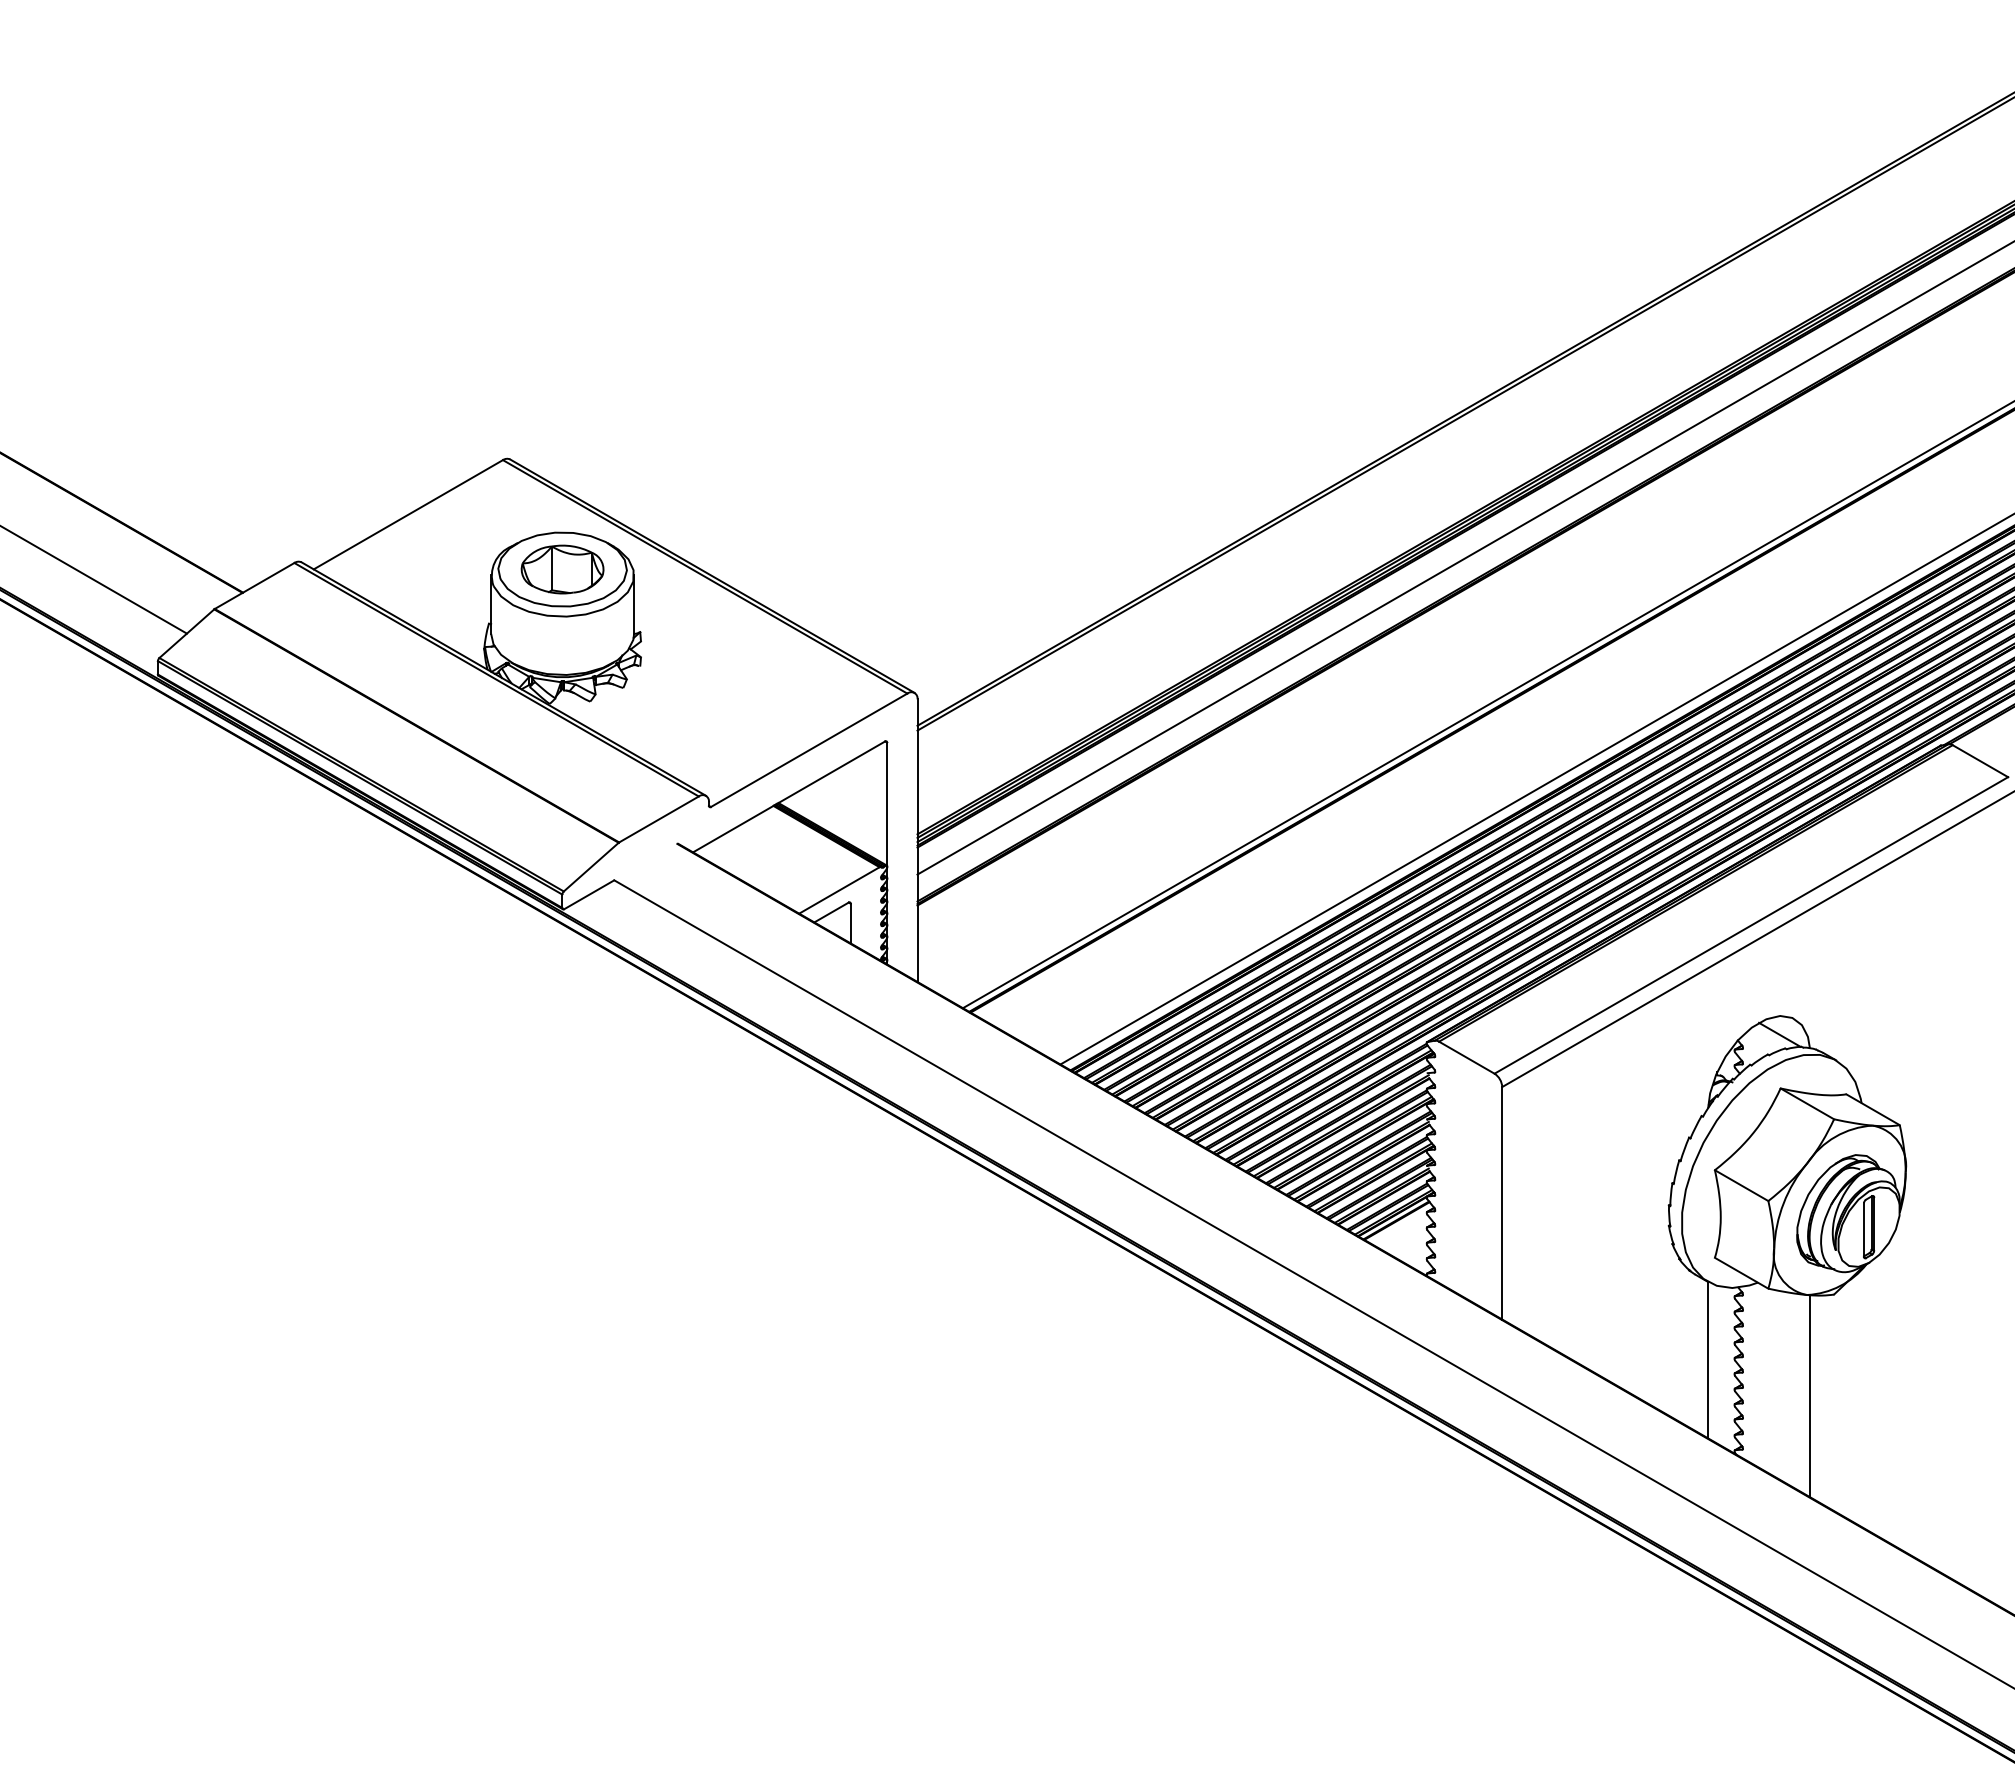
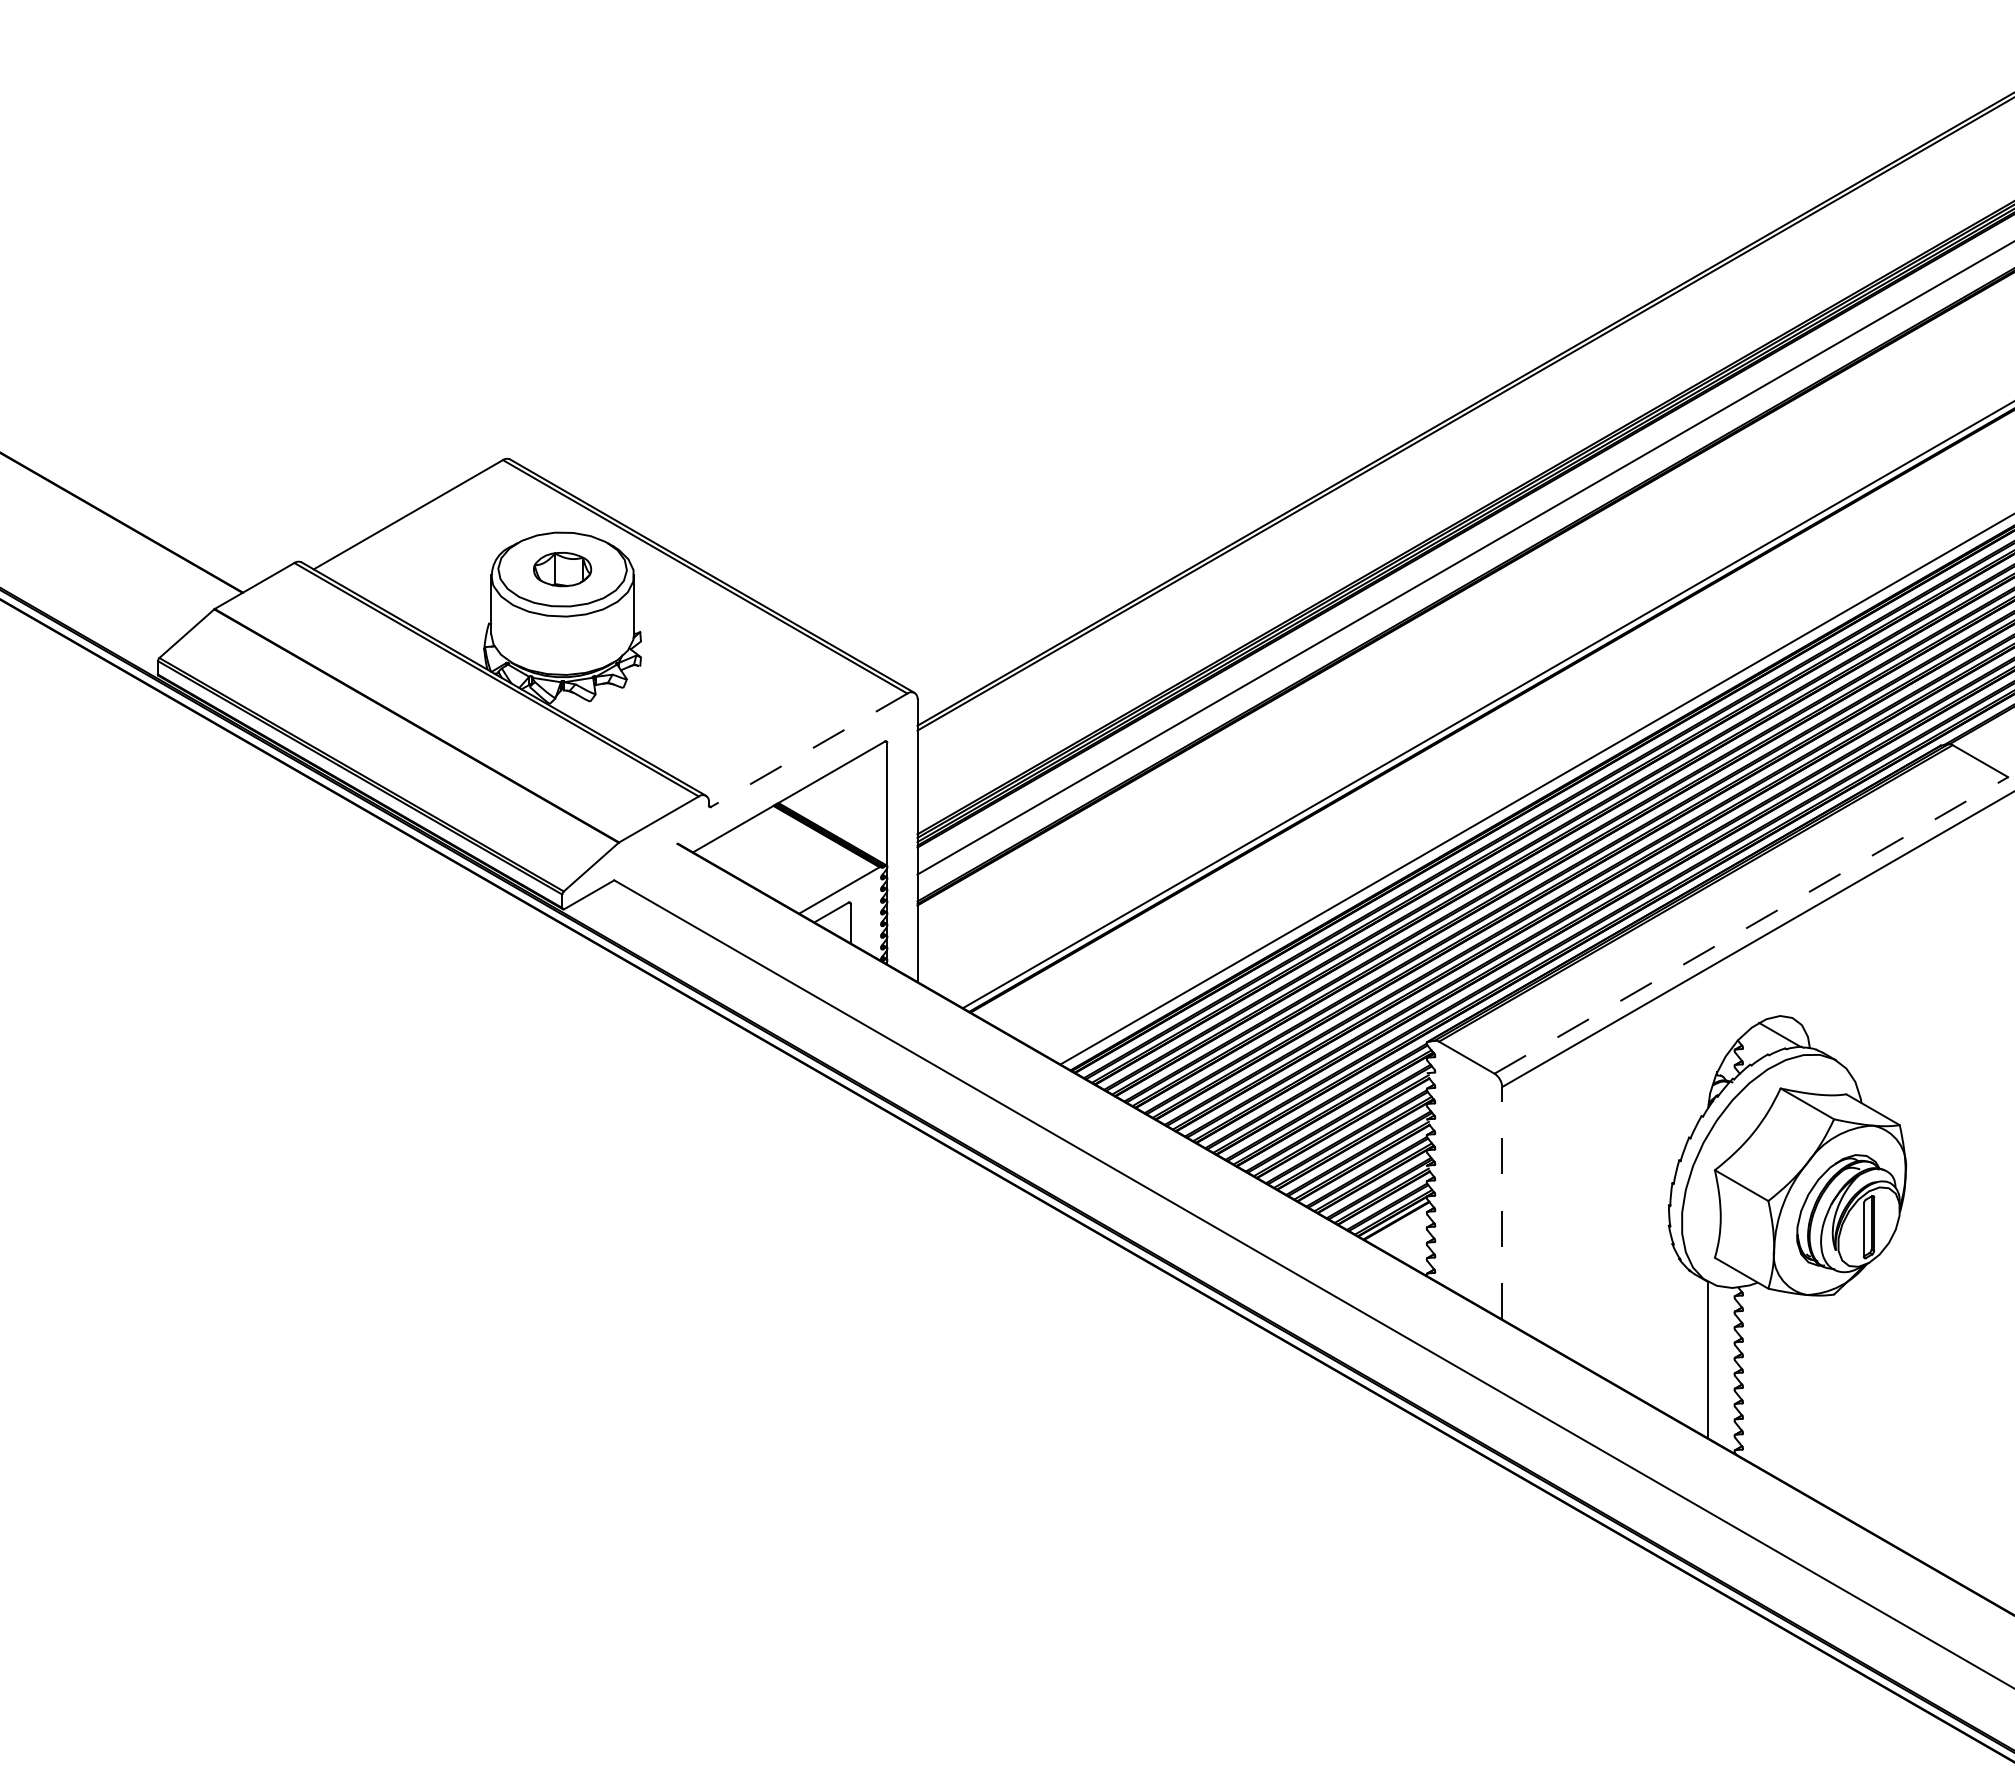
part size: 85x51 px -> 60x36 px (562, 569)
line: present -> none (94, 580)
line: solid -> dashed (808, 750)
line: solid -> dashed (1751, 925)
line: solid -> dashed (1502, 1202)
line: present -> none (1810, 1395)
